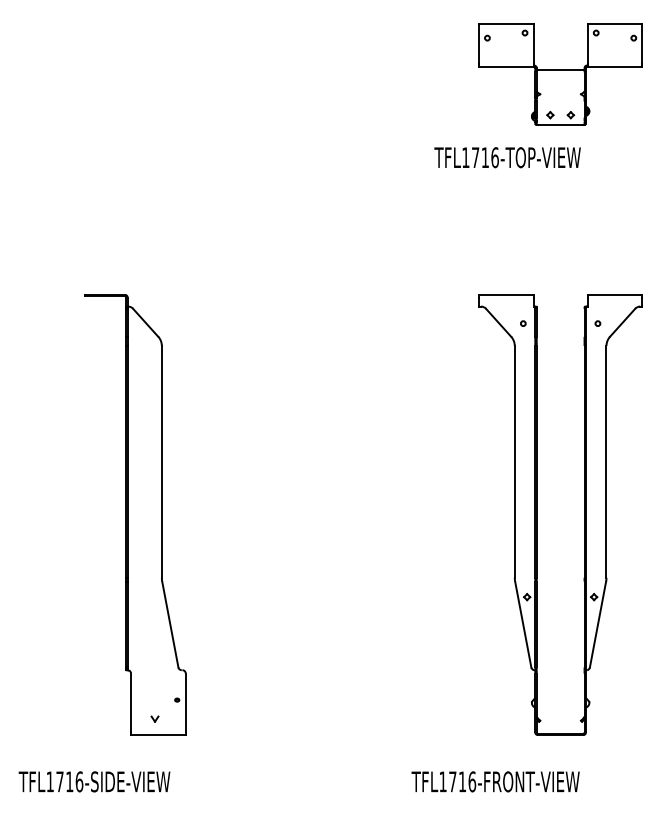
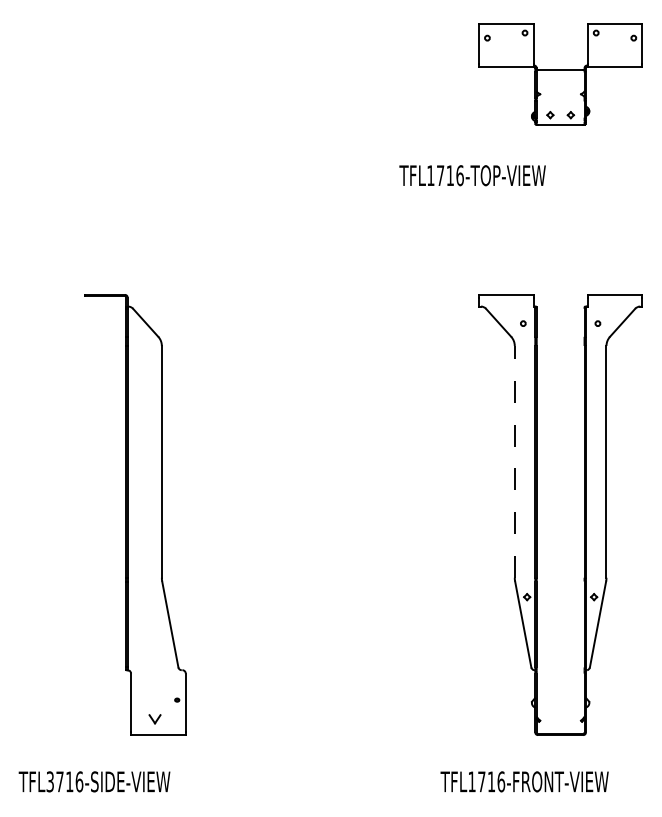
text position: (507, 157) -> (472, 175) (472, 175)
line: solid -> dashed (514, 461)
part size: 10x8 px -> 14x11 px (154, 719)
text: TFL1716-SIDE-VIEW -> TFL3716-SIDE-VIEW (49, 781)
text position: (495, 781) -> (524, 781) (524, 781)
